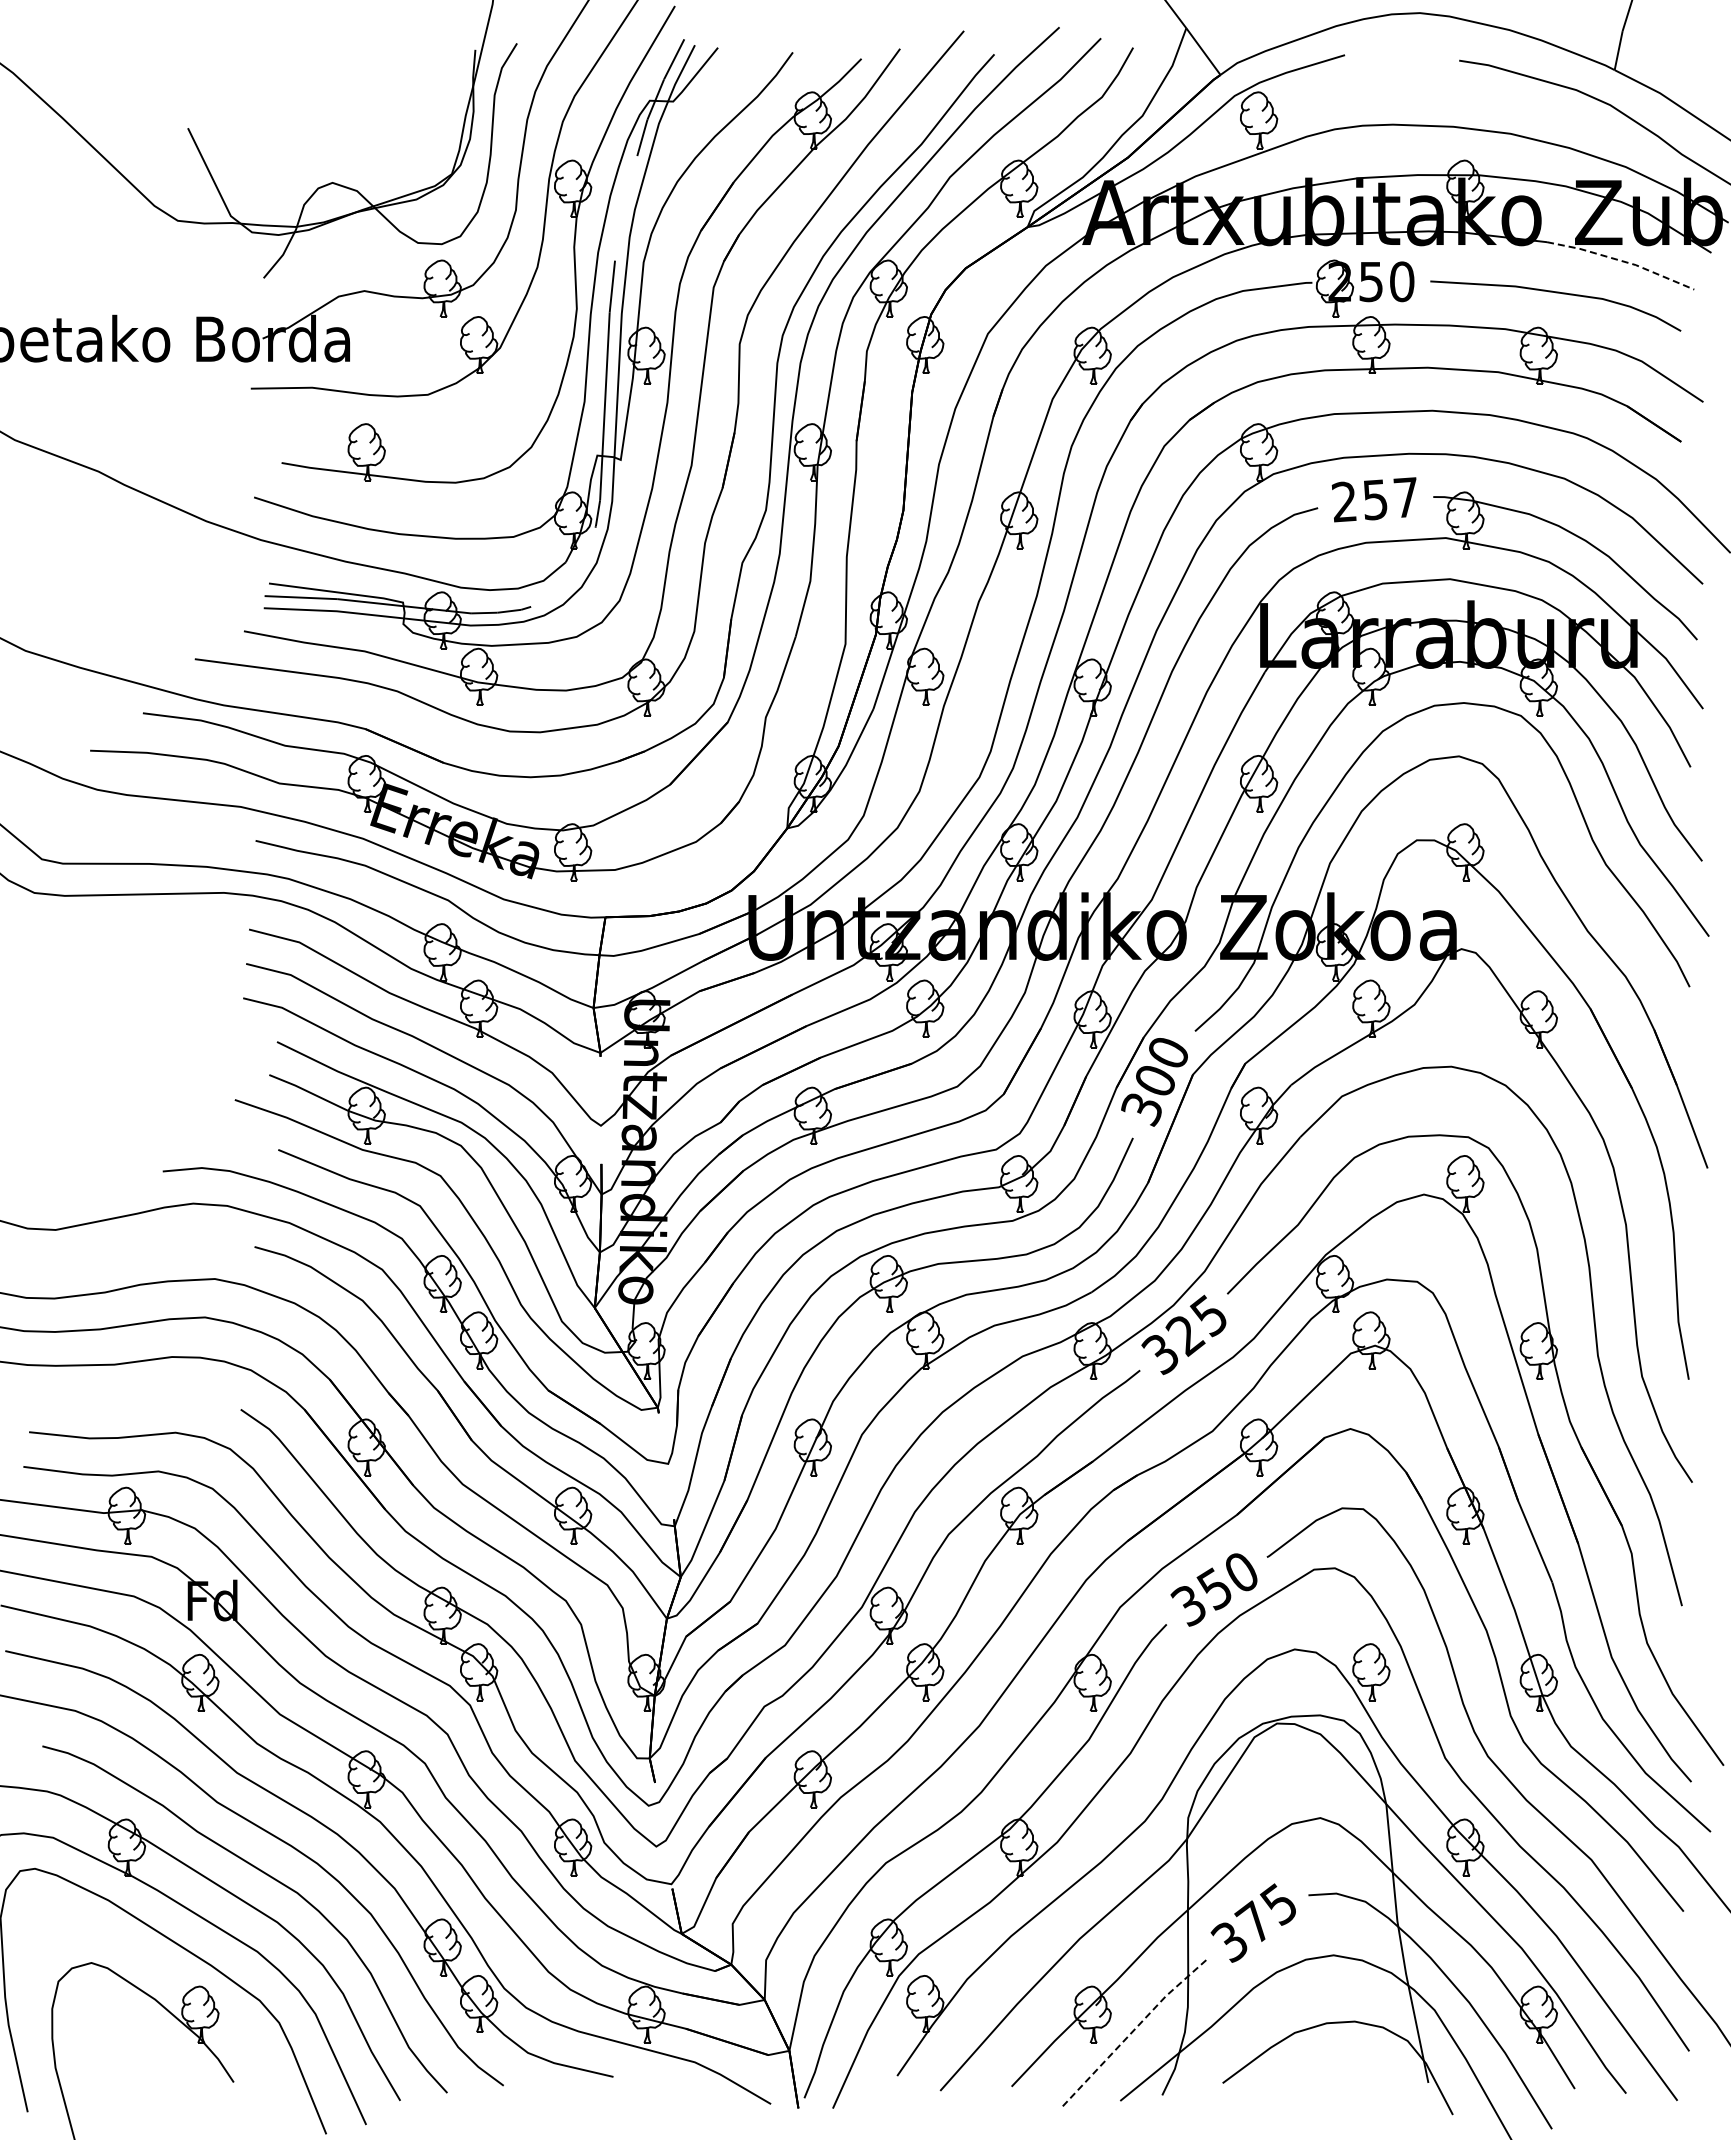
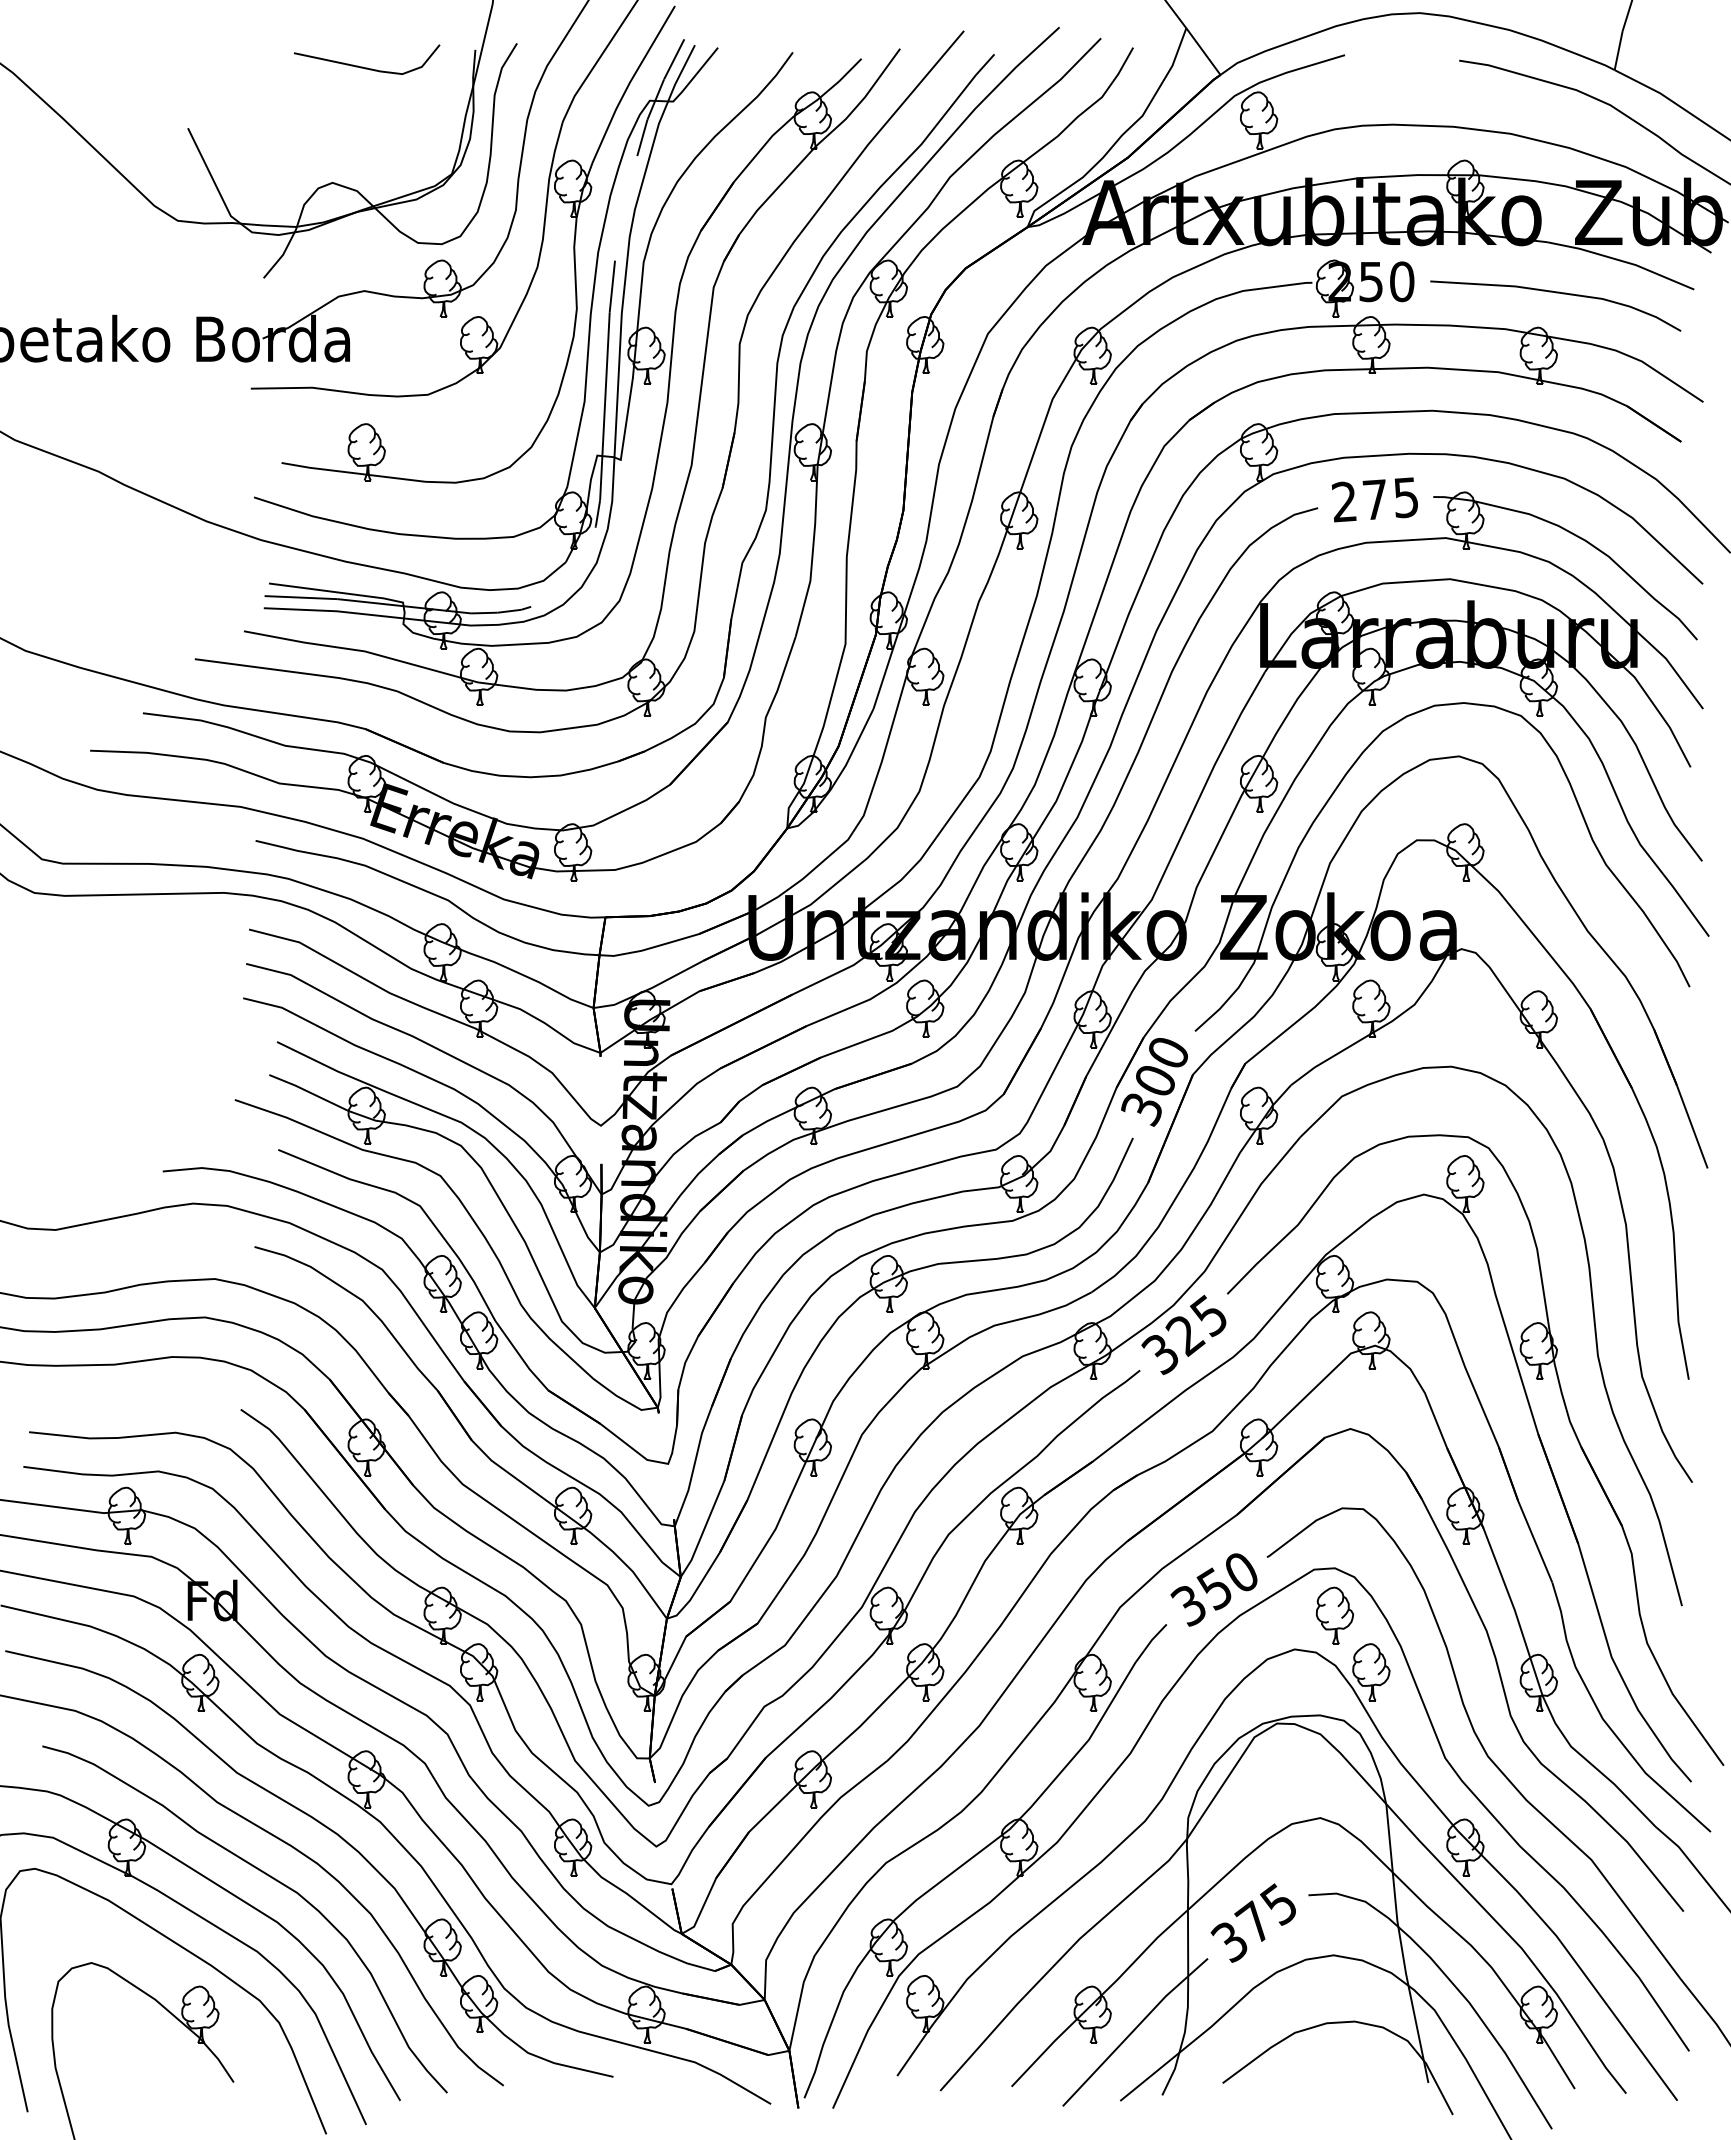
line: none -> present (367, 67)
line: dashed -> solid (1622, 261)
text: 257 -> 275 (1389, 498)
part: none -> present (1334, 1615)
line: dashed -> solid (1134, 2029)
